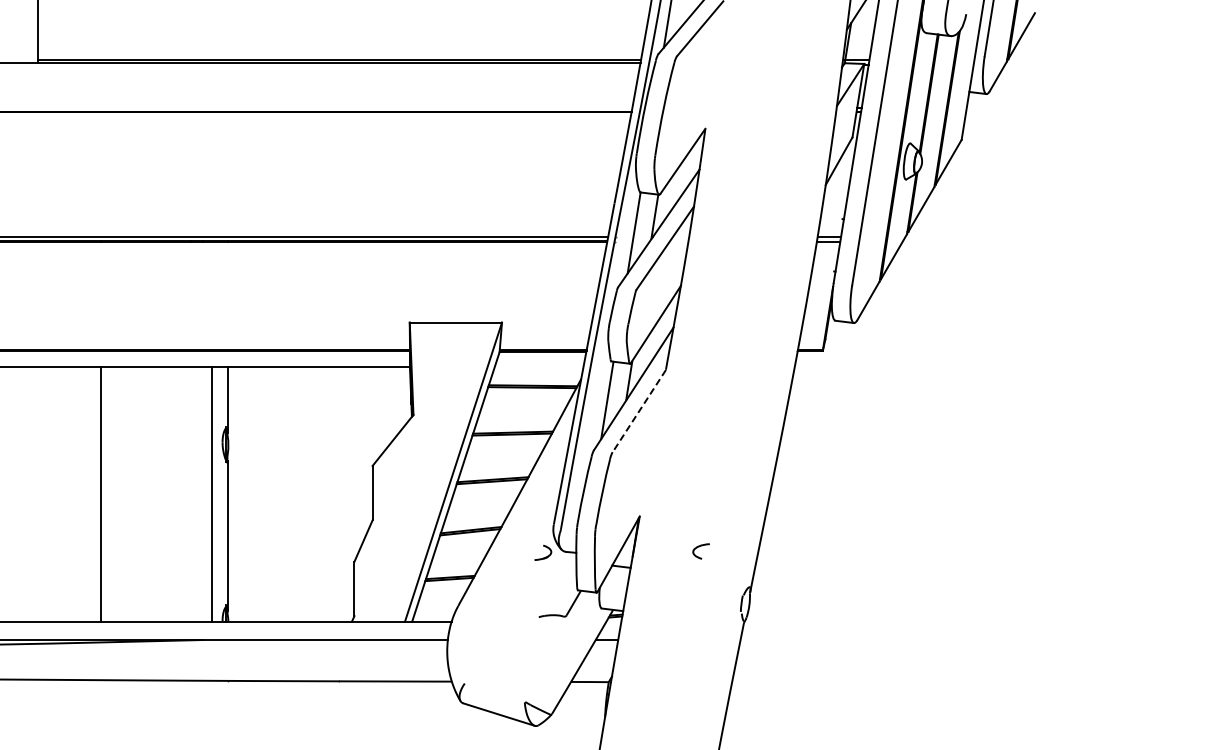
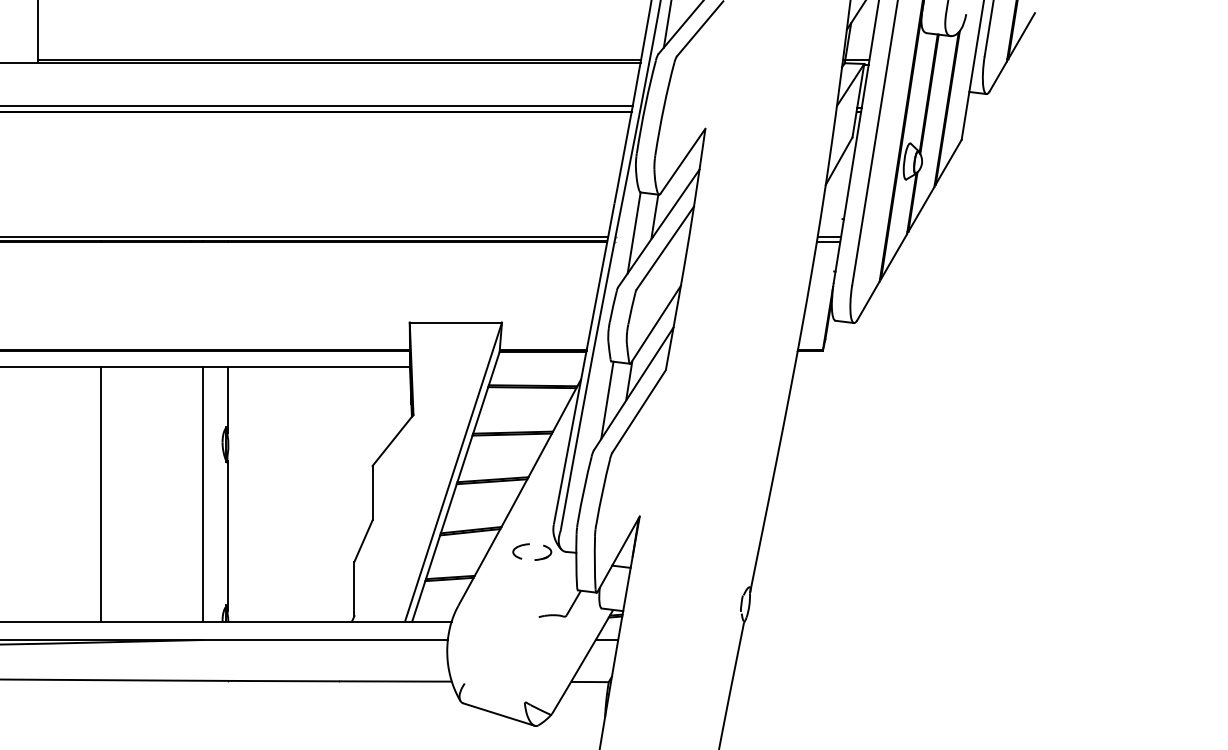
line: none -> present (317, 105)
line: dashed -> solid (639, 411)
line position: (211, 494) -> (202, 494) (202, 494)
curve position: (699, 547) -> (519, 547) (519, 547)
